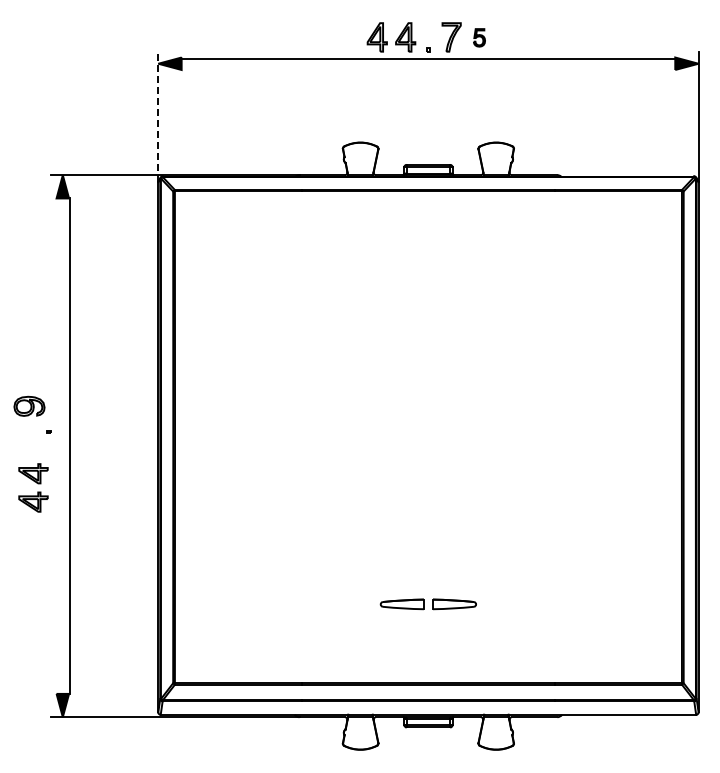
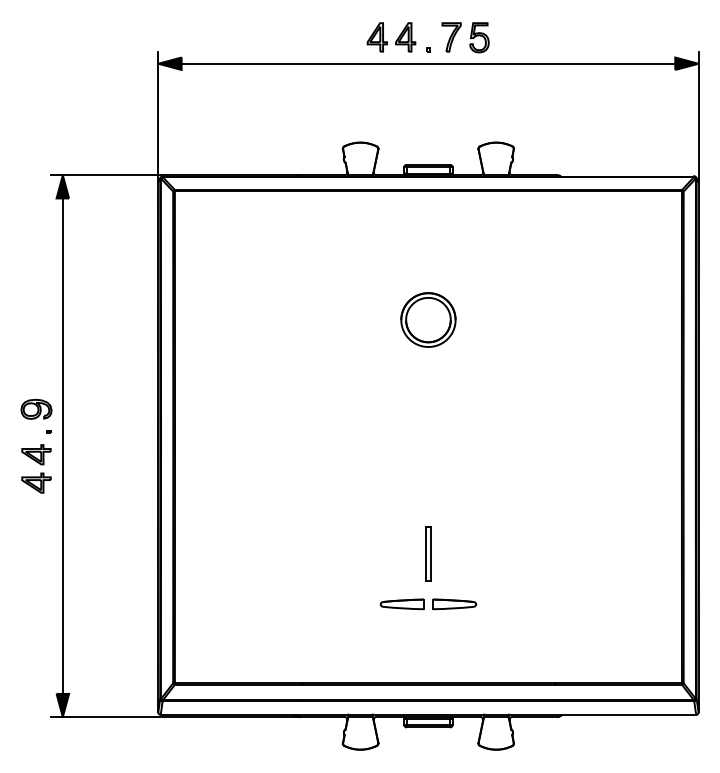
part size: 13x20 px -> 21x32 px (479, 37)
line position: (428, 58) -> (428, 63) (428, 63)
line: dashed -> solid (158, 116)
part: none -> present (428, 319)
part position: (29, 405) -> (36, 408) (36, 408)
line position: (69, 445) -> (62, 445) (62, 445)
part position: (33, 487) -> (36, 468) (36, 468)
part: none -> present (428, 553)
